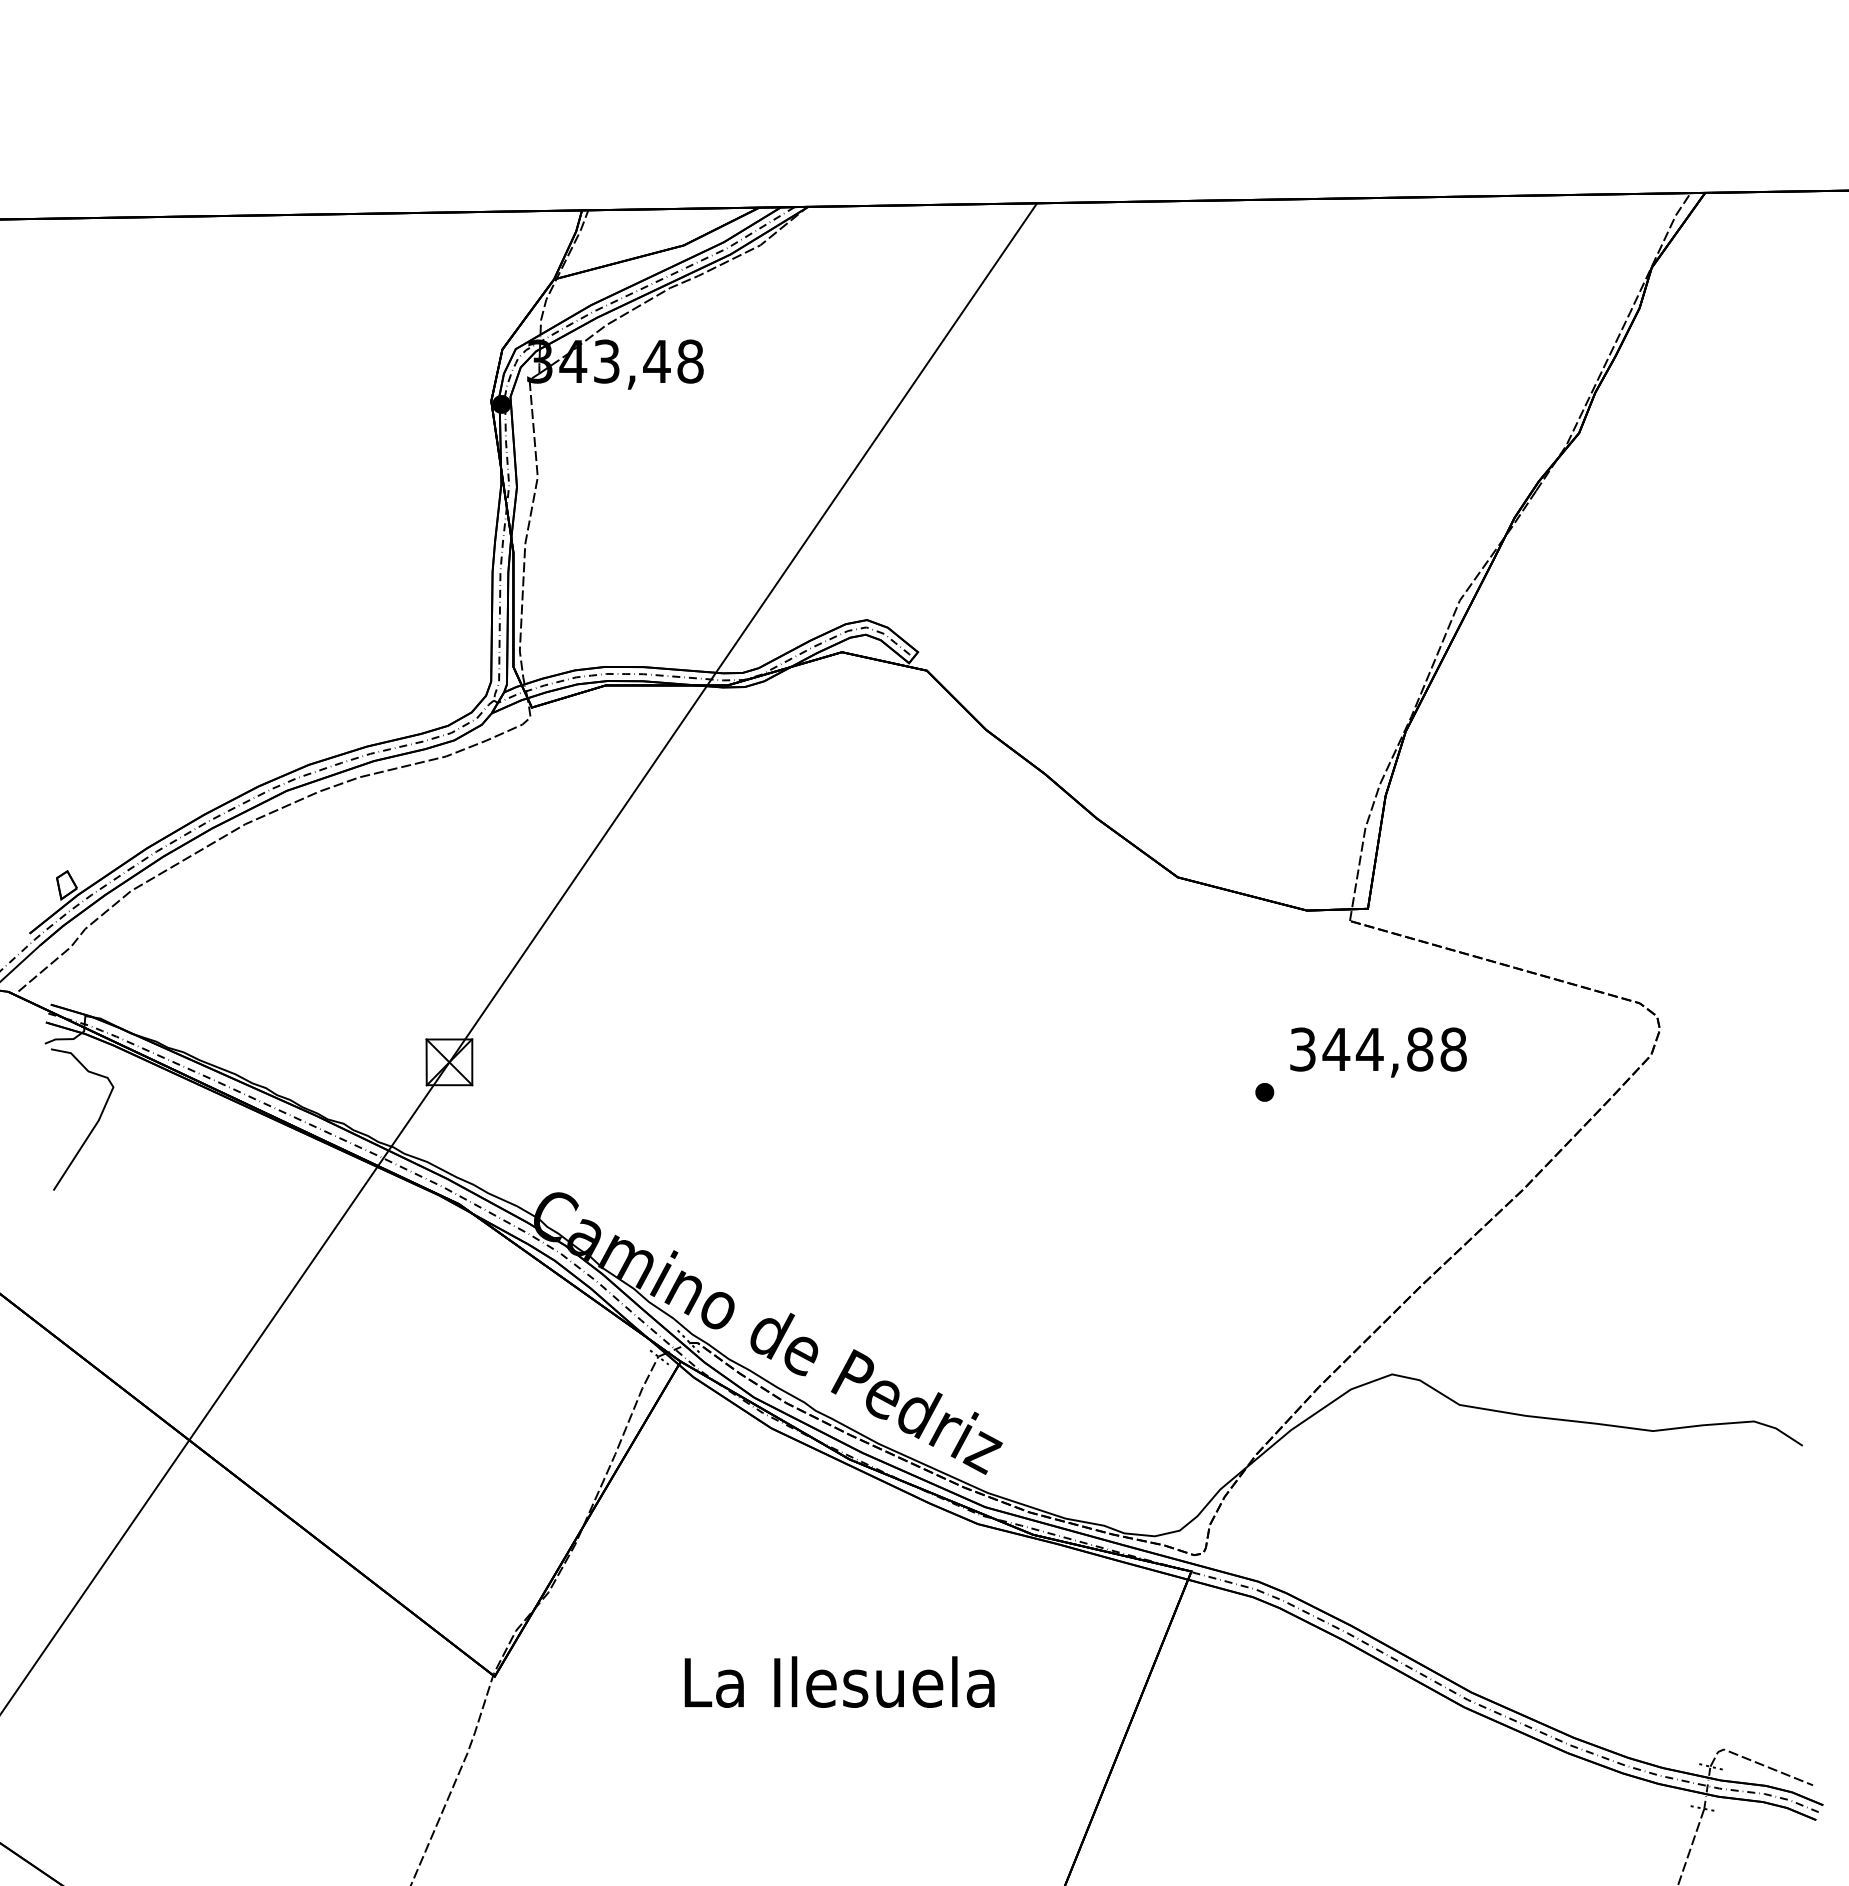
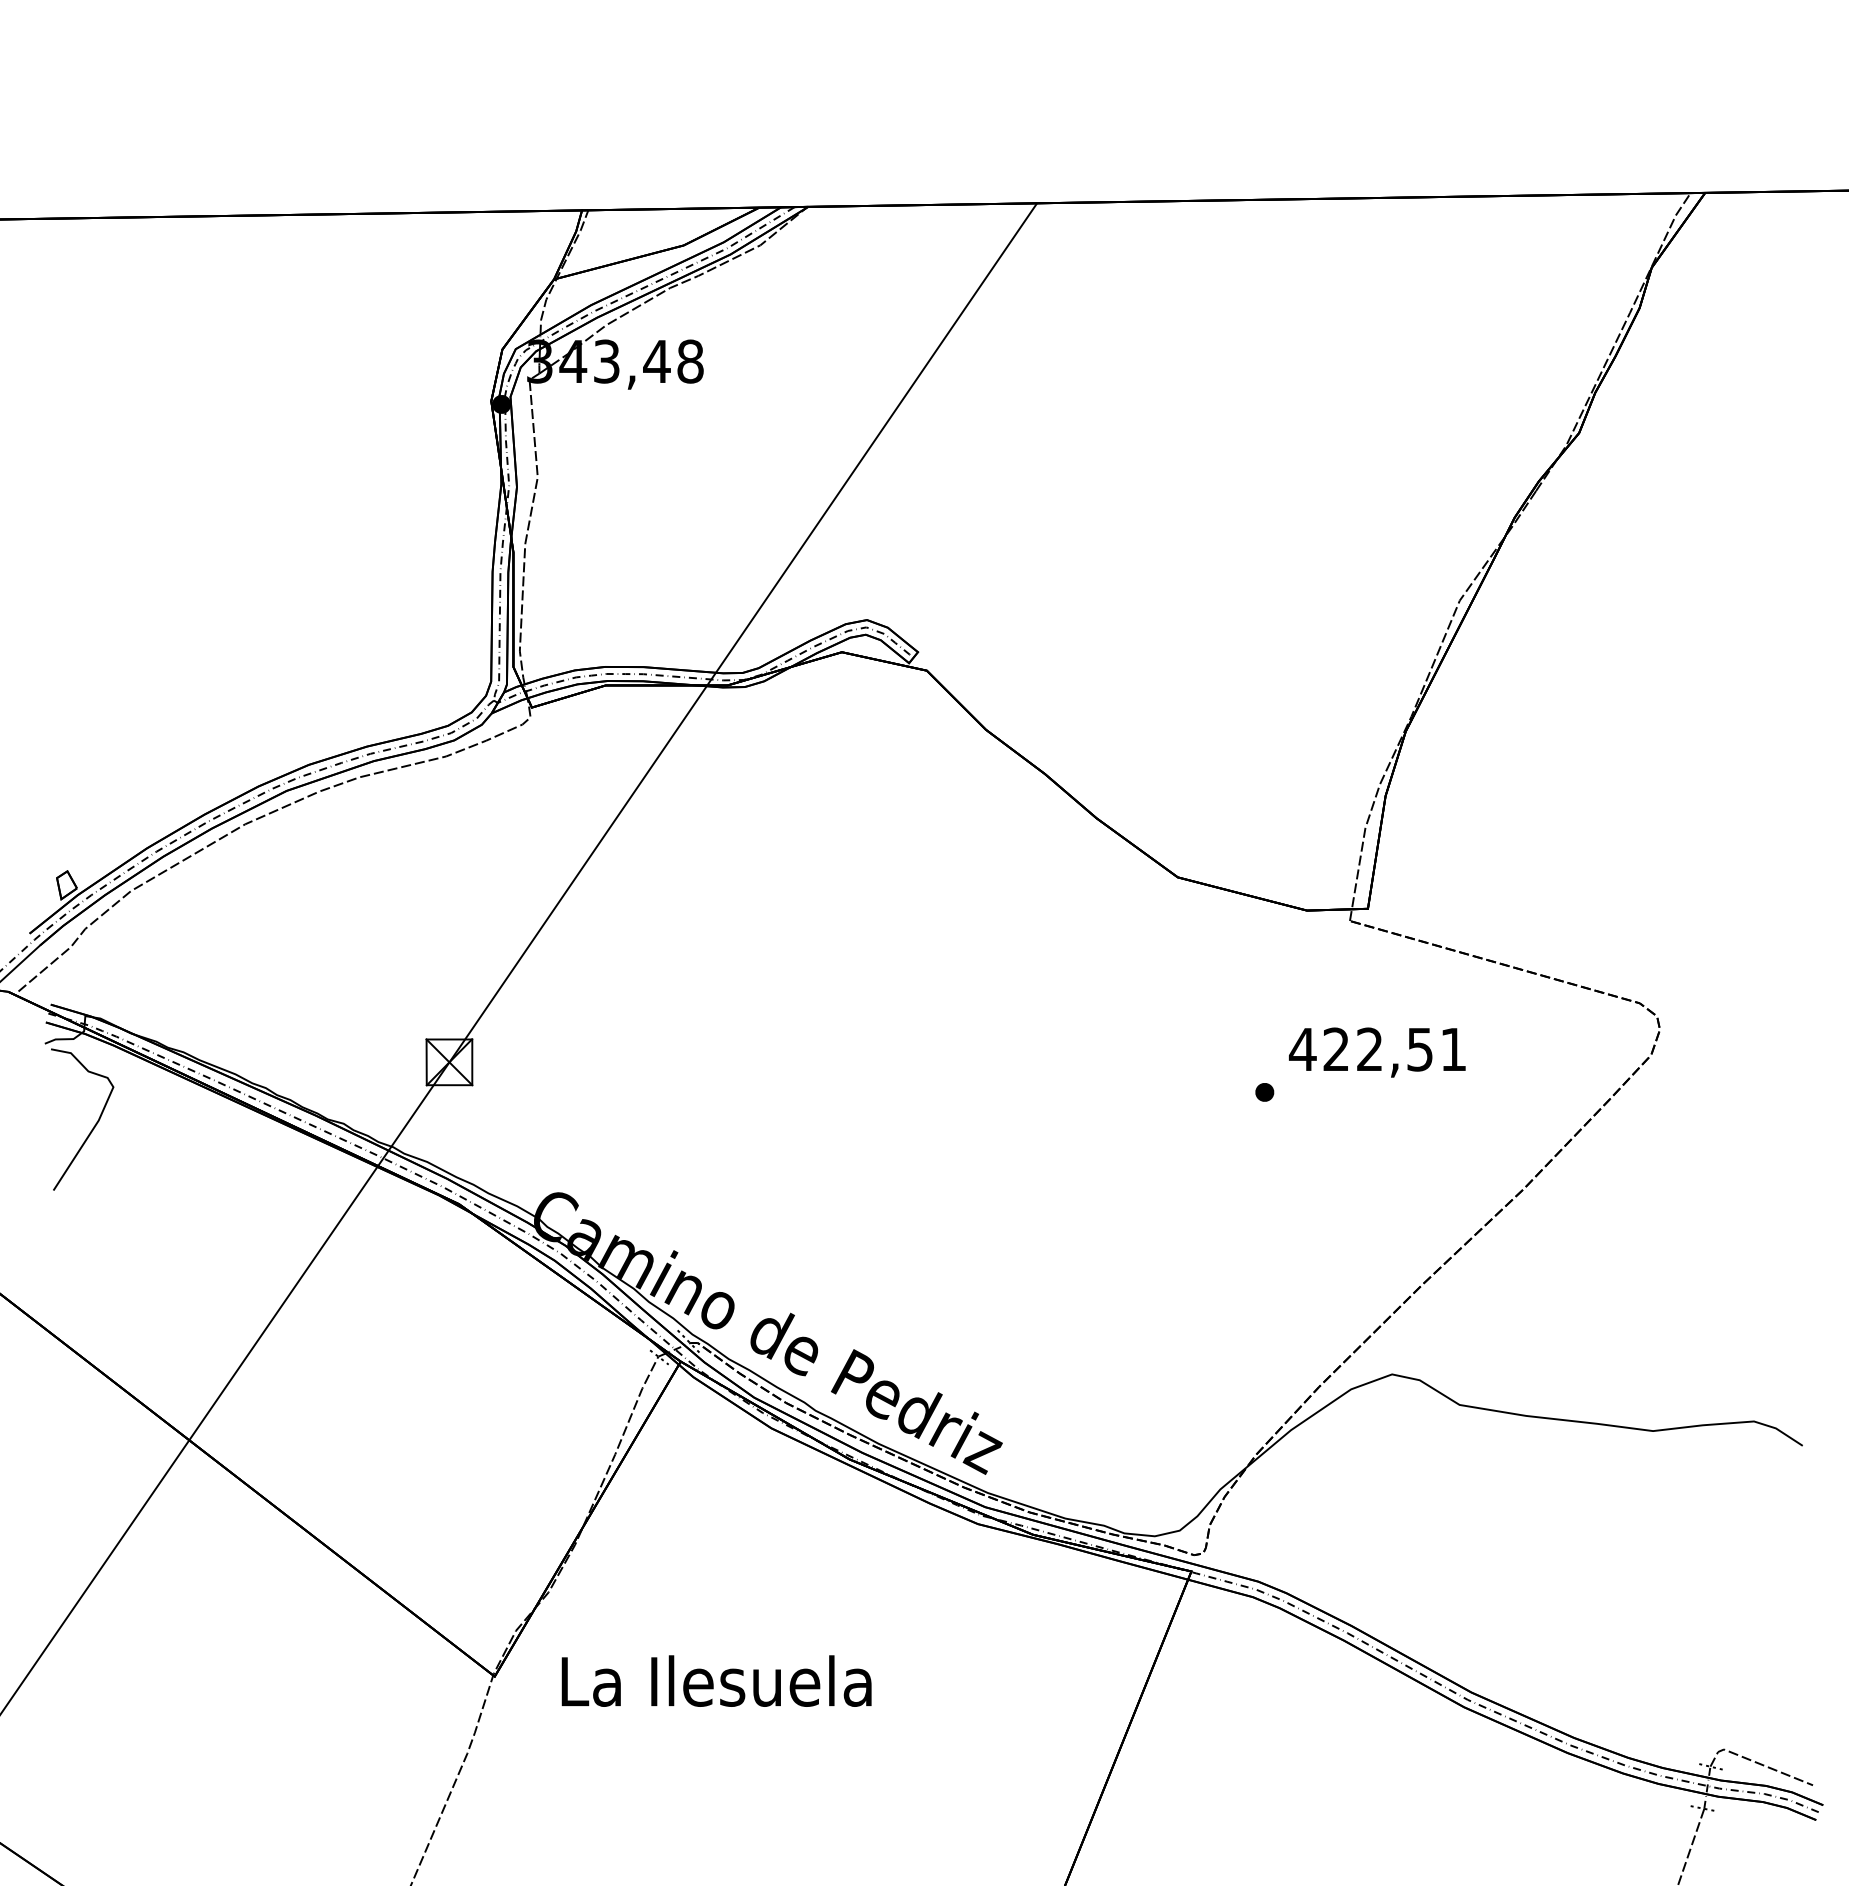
text: 344,88 -> 422,51 (1377, 1049)
text position: (839, 1681) -> (716, 1680) (716, 1680)
